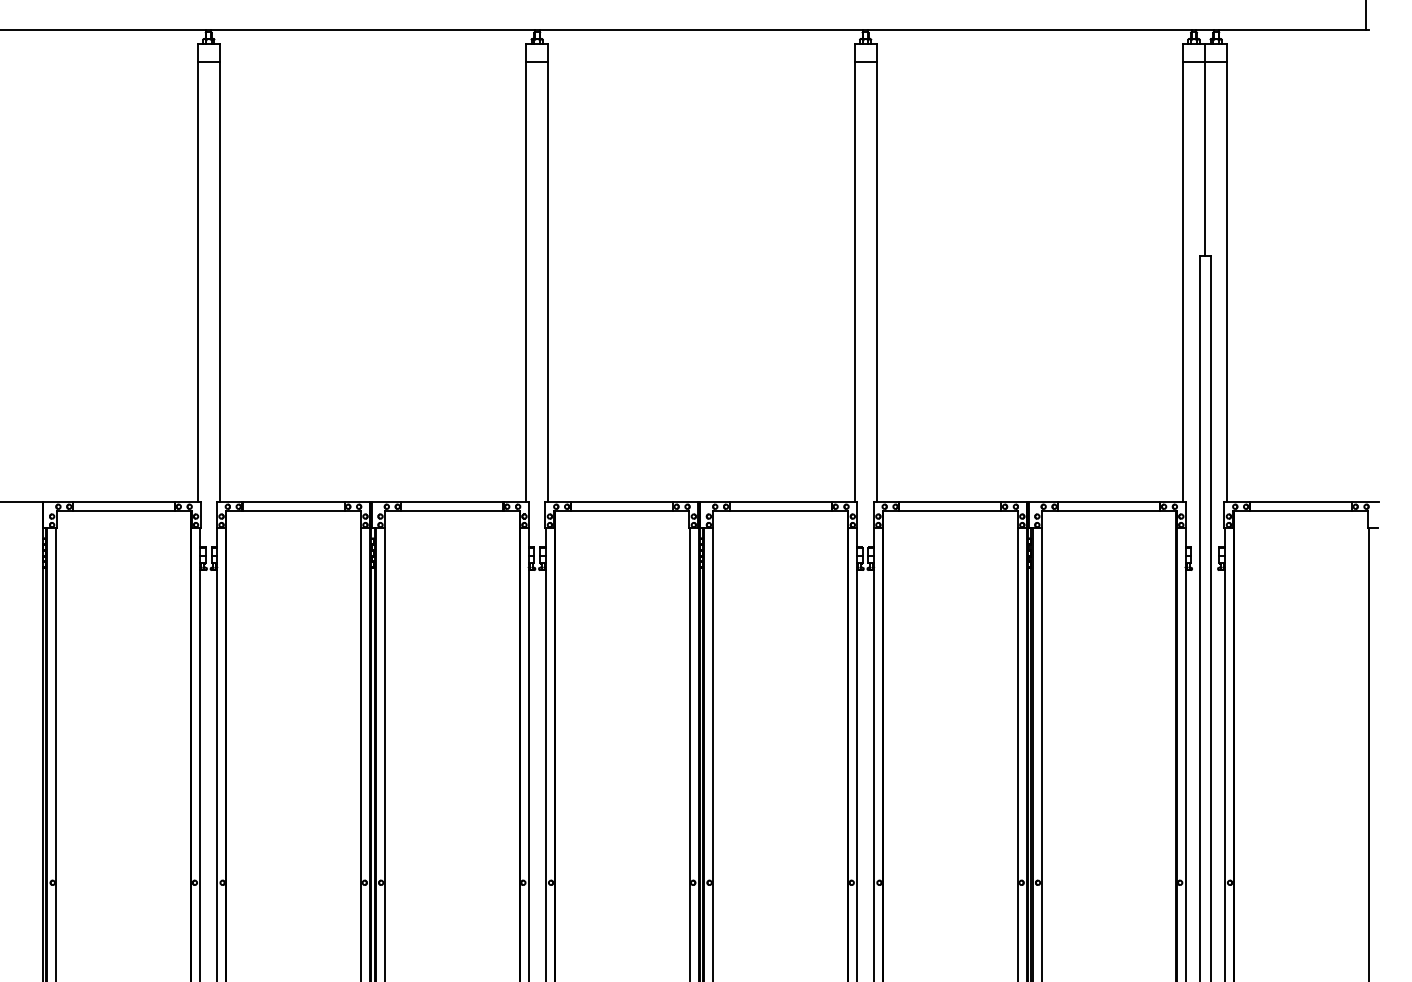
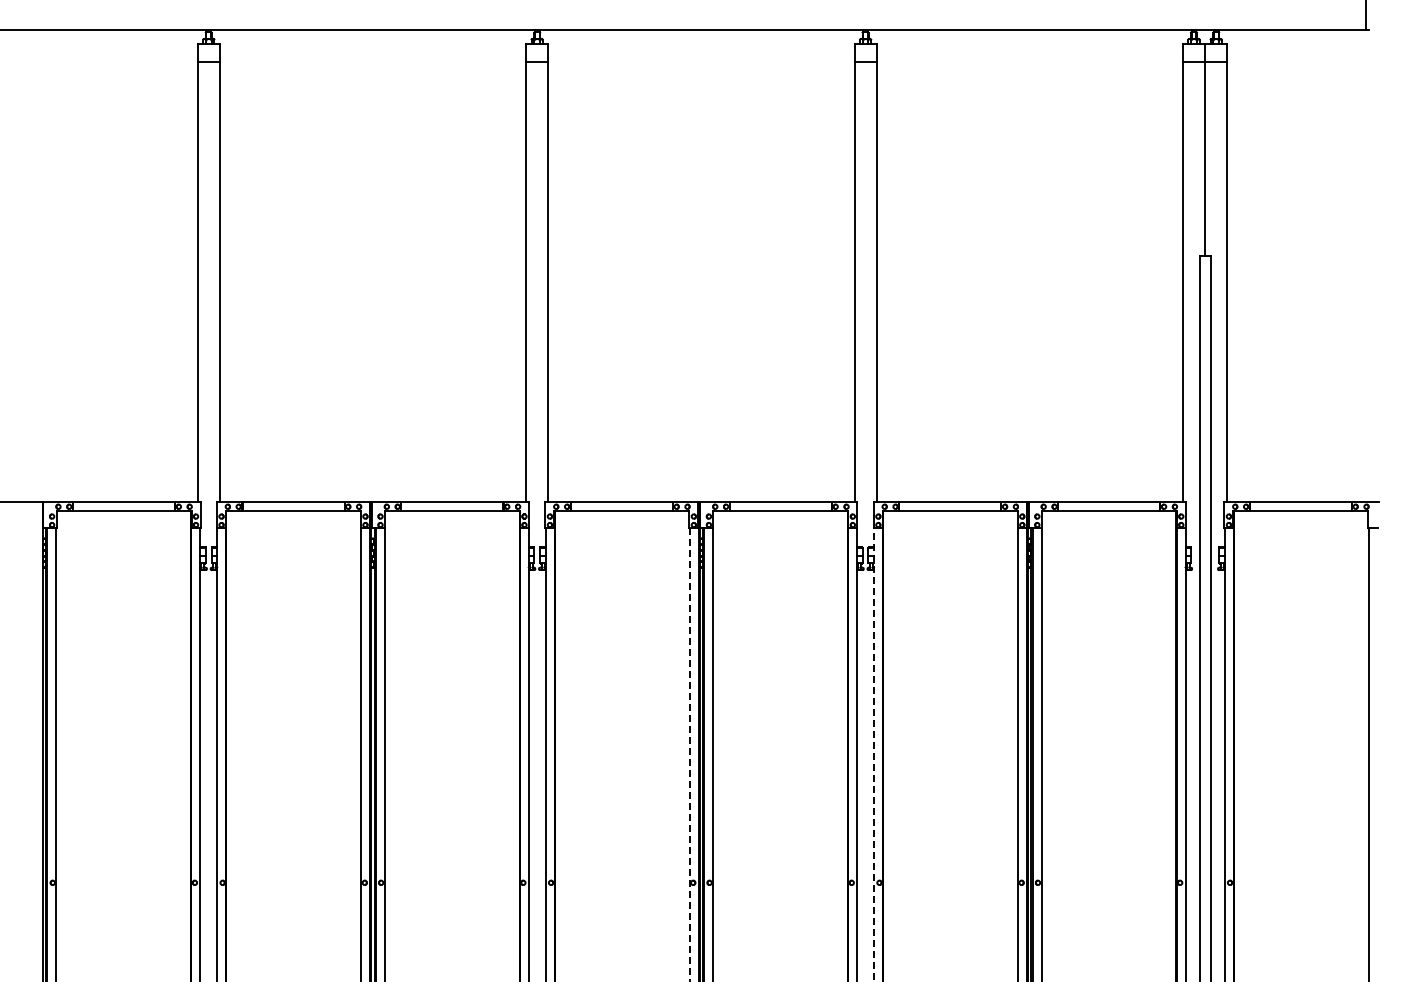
line: solid -> dashed (689, 754)
line: solid -> dashed (874, 754)
